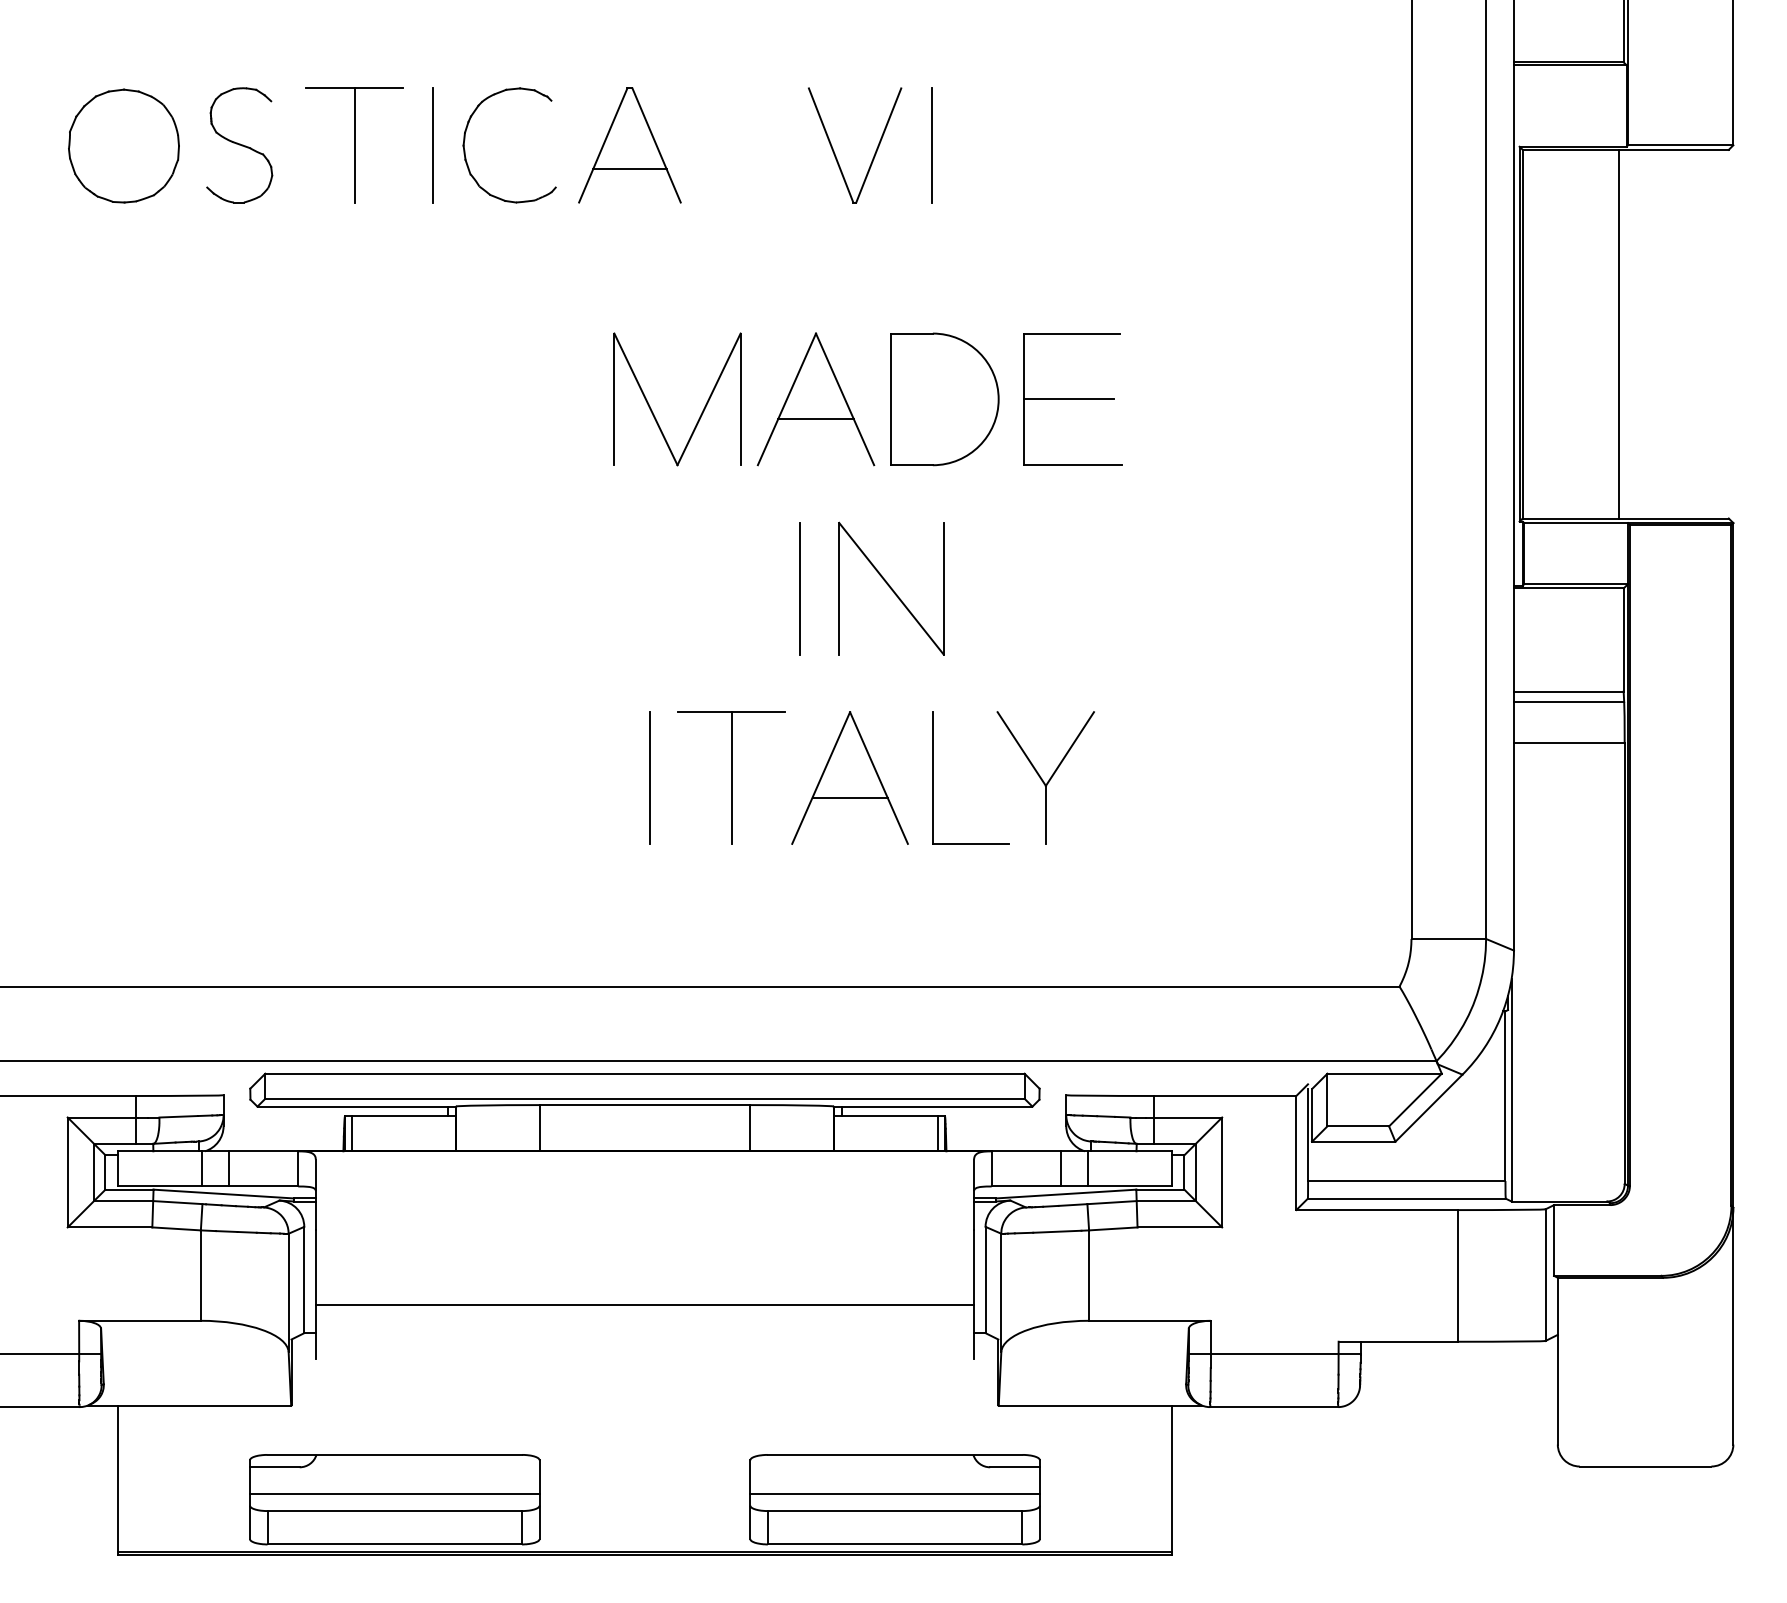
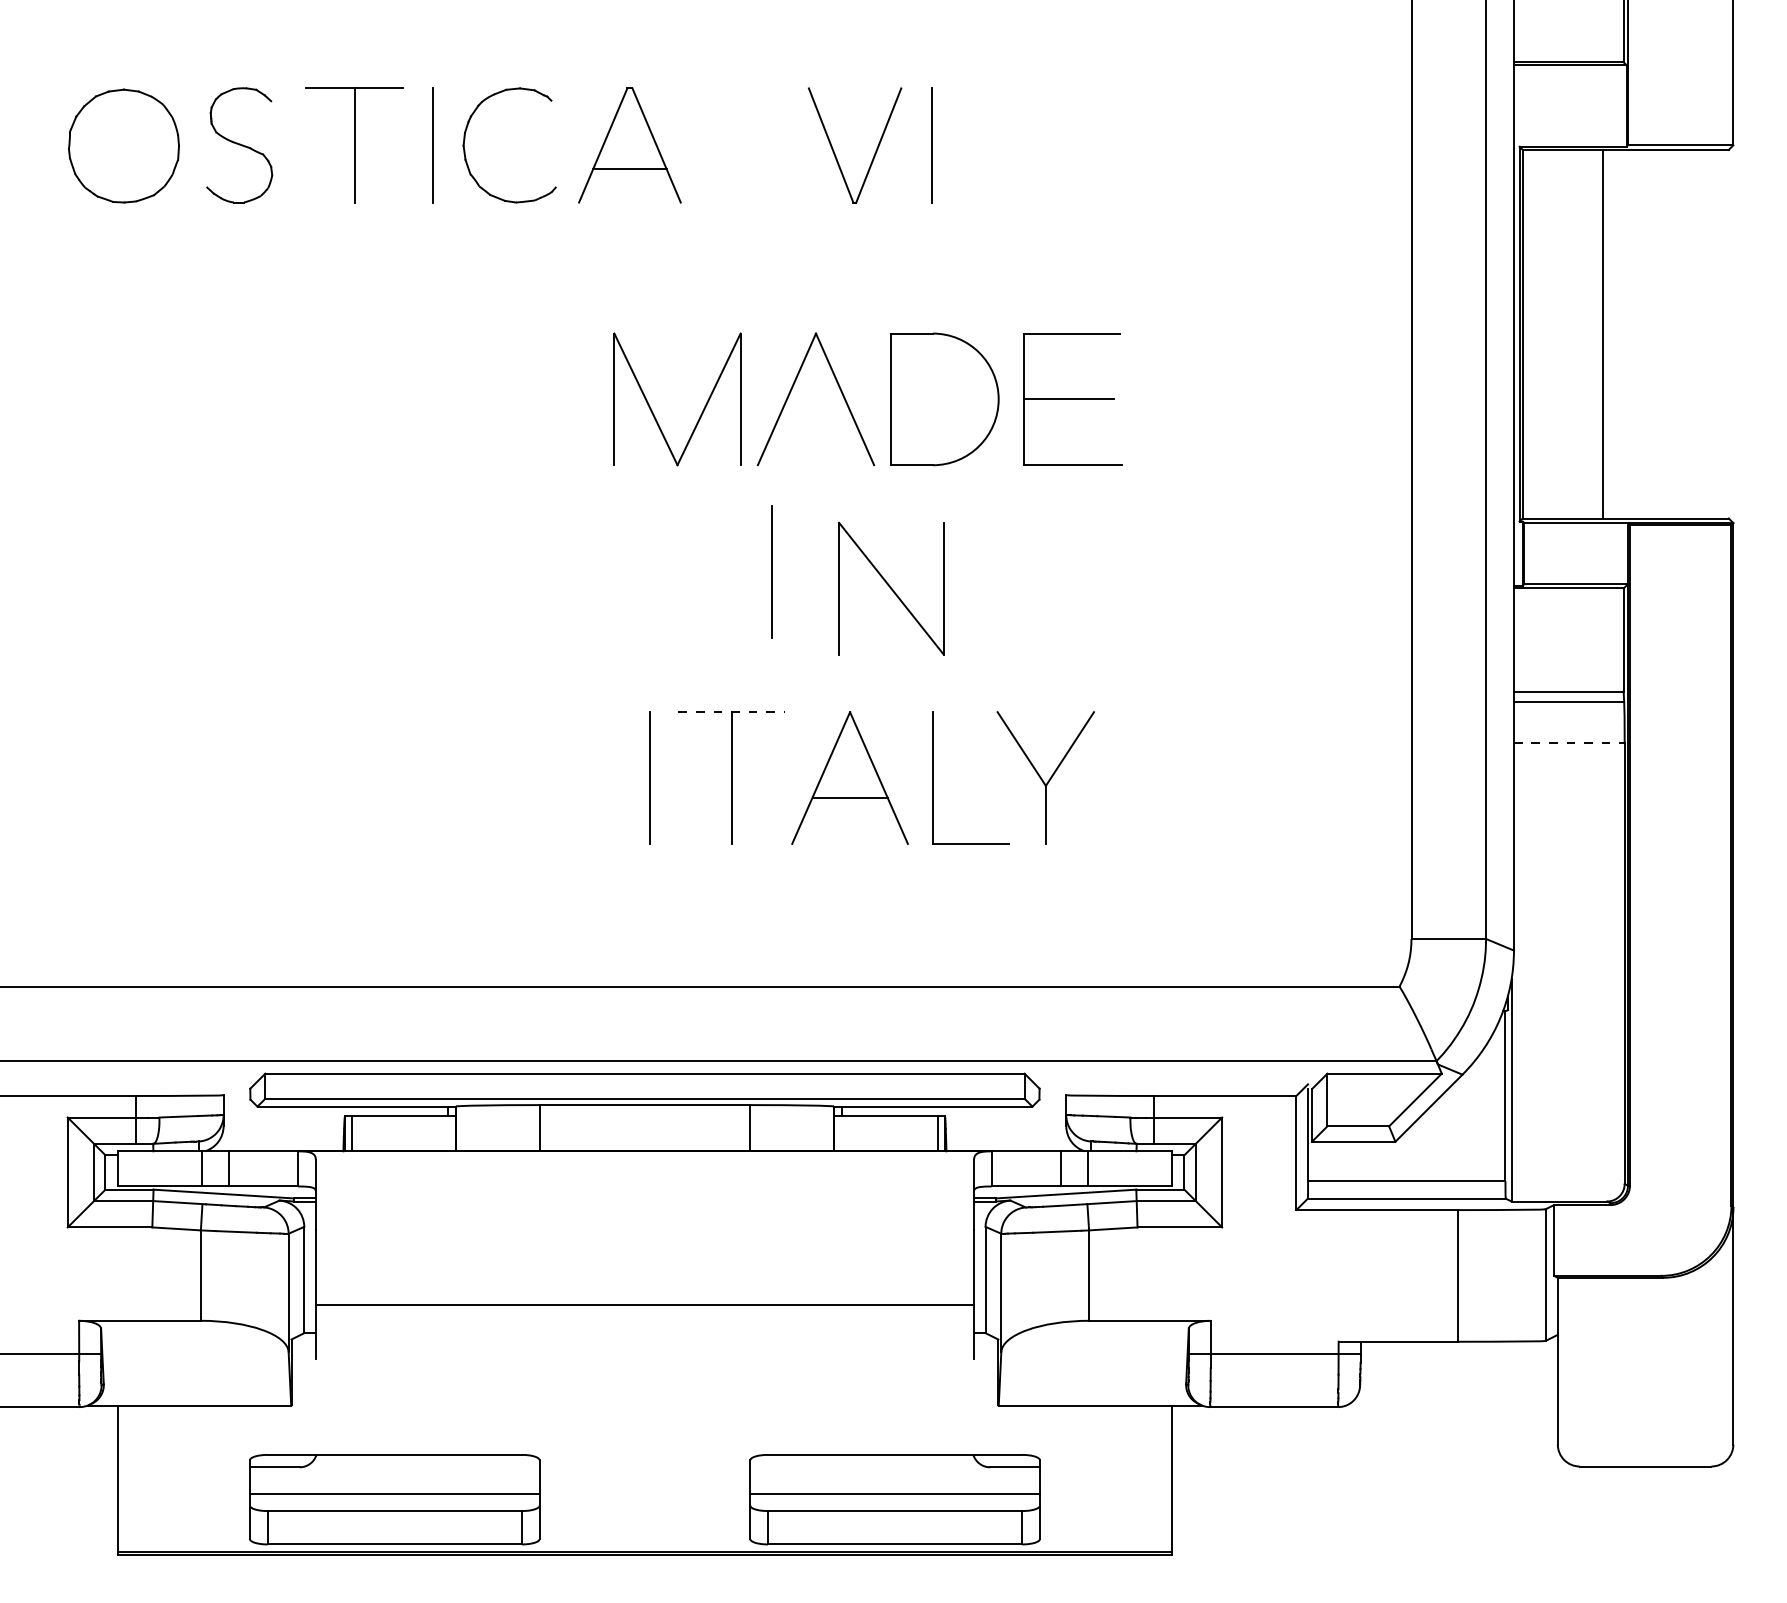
line position: (1619, 333) -> (1603, 333) (1603, 333)
line: present -> none (815, 418)
line position: (799, 588) -> (771, 571) (771, 571)
line: solid -> dashed (732, 712)
line: solid -> dashed (1569, 743)
